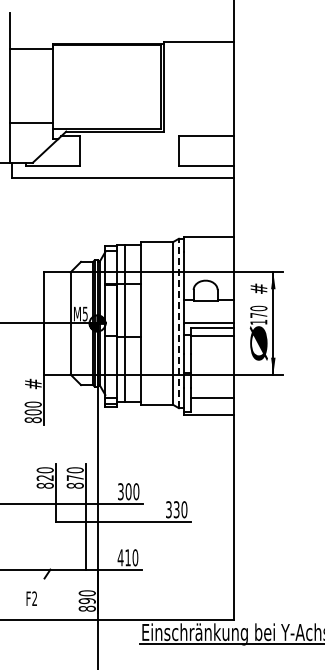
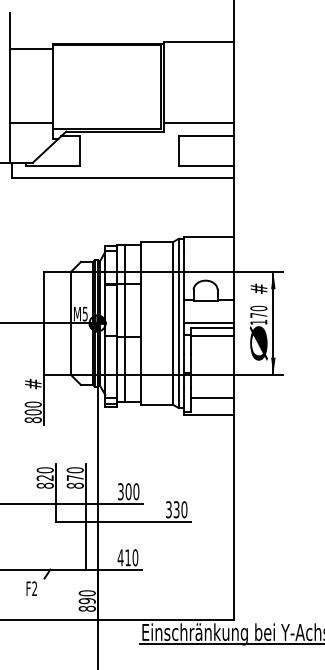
line: none -> present (198, 122)
line: dashed -> solid (178, 323)
text position: (31, 598) -> (31, 588) (31, 588)
